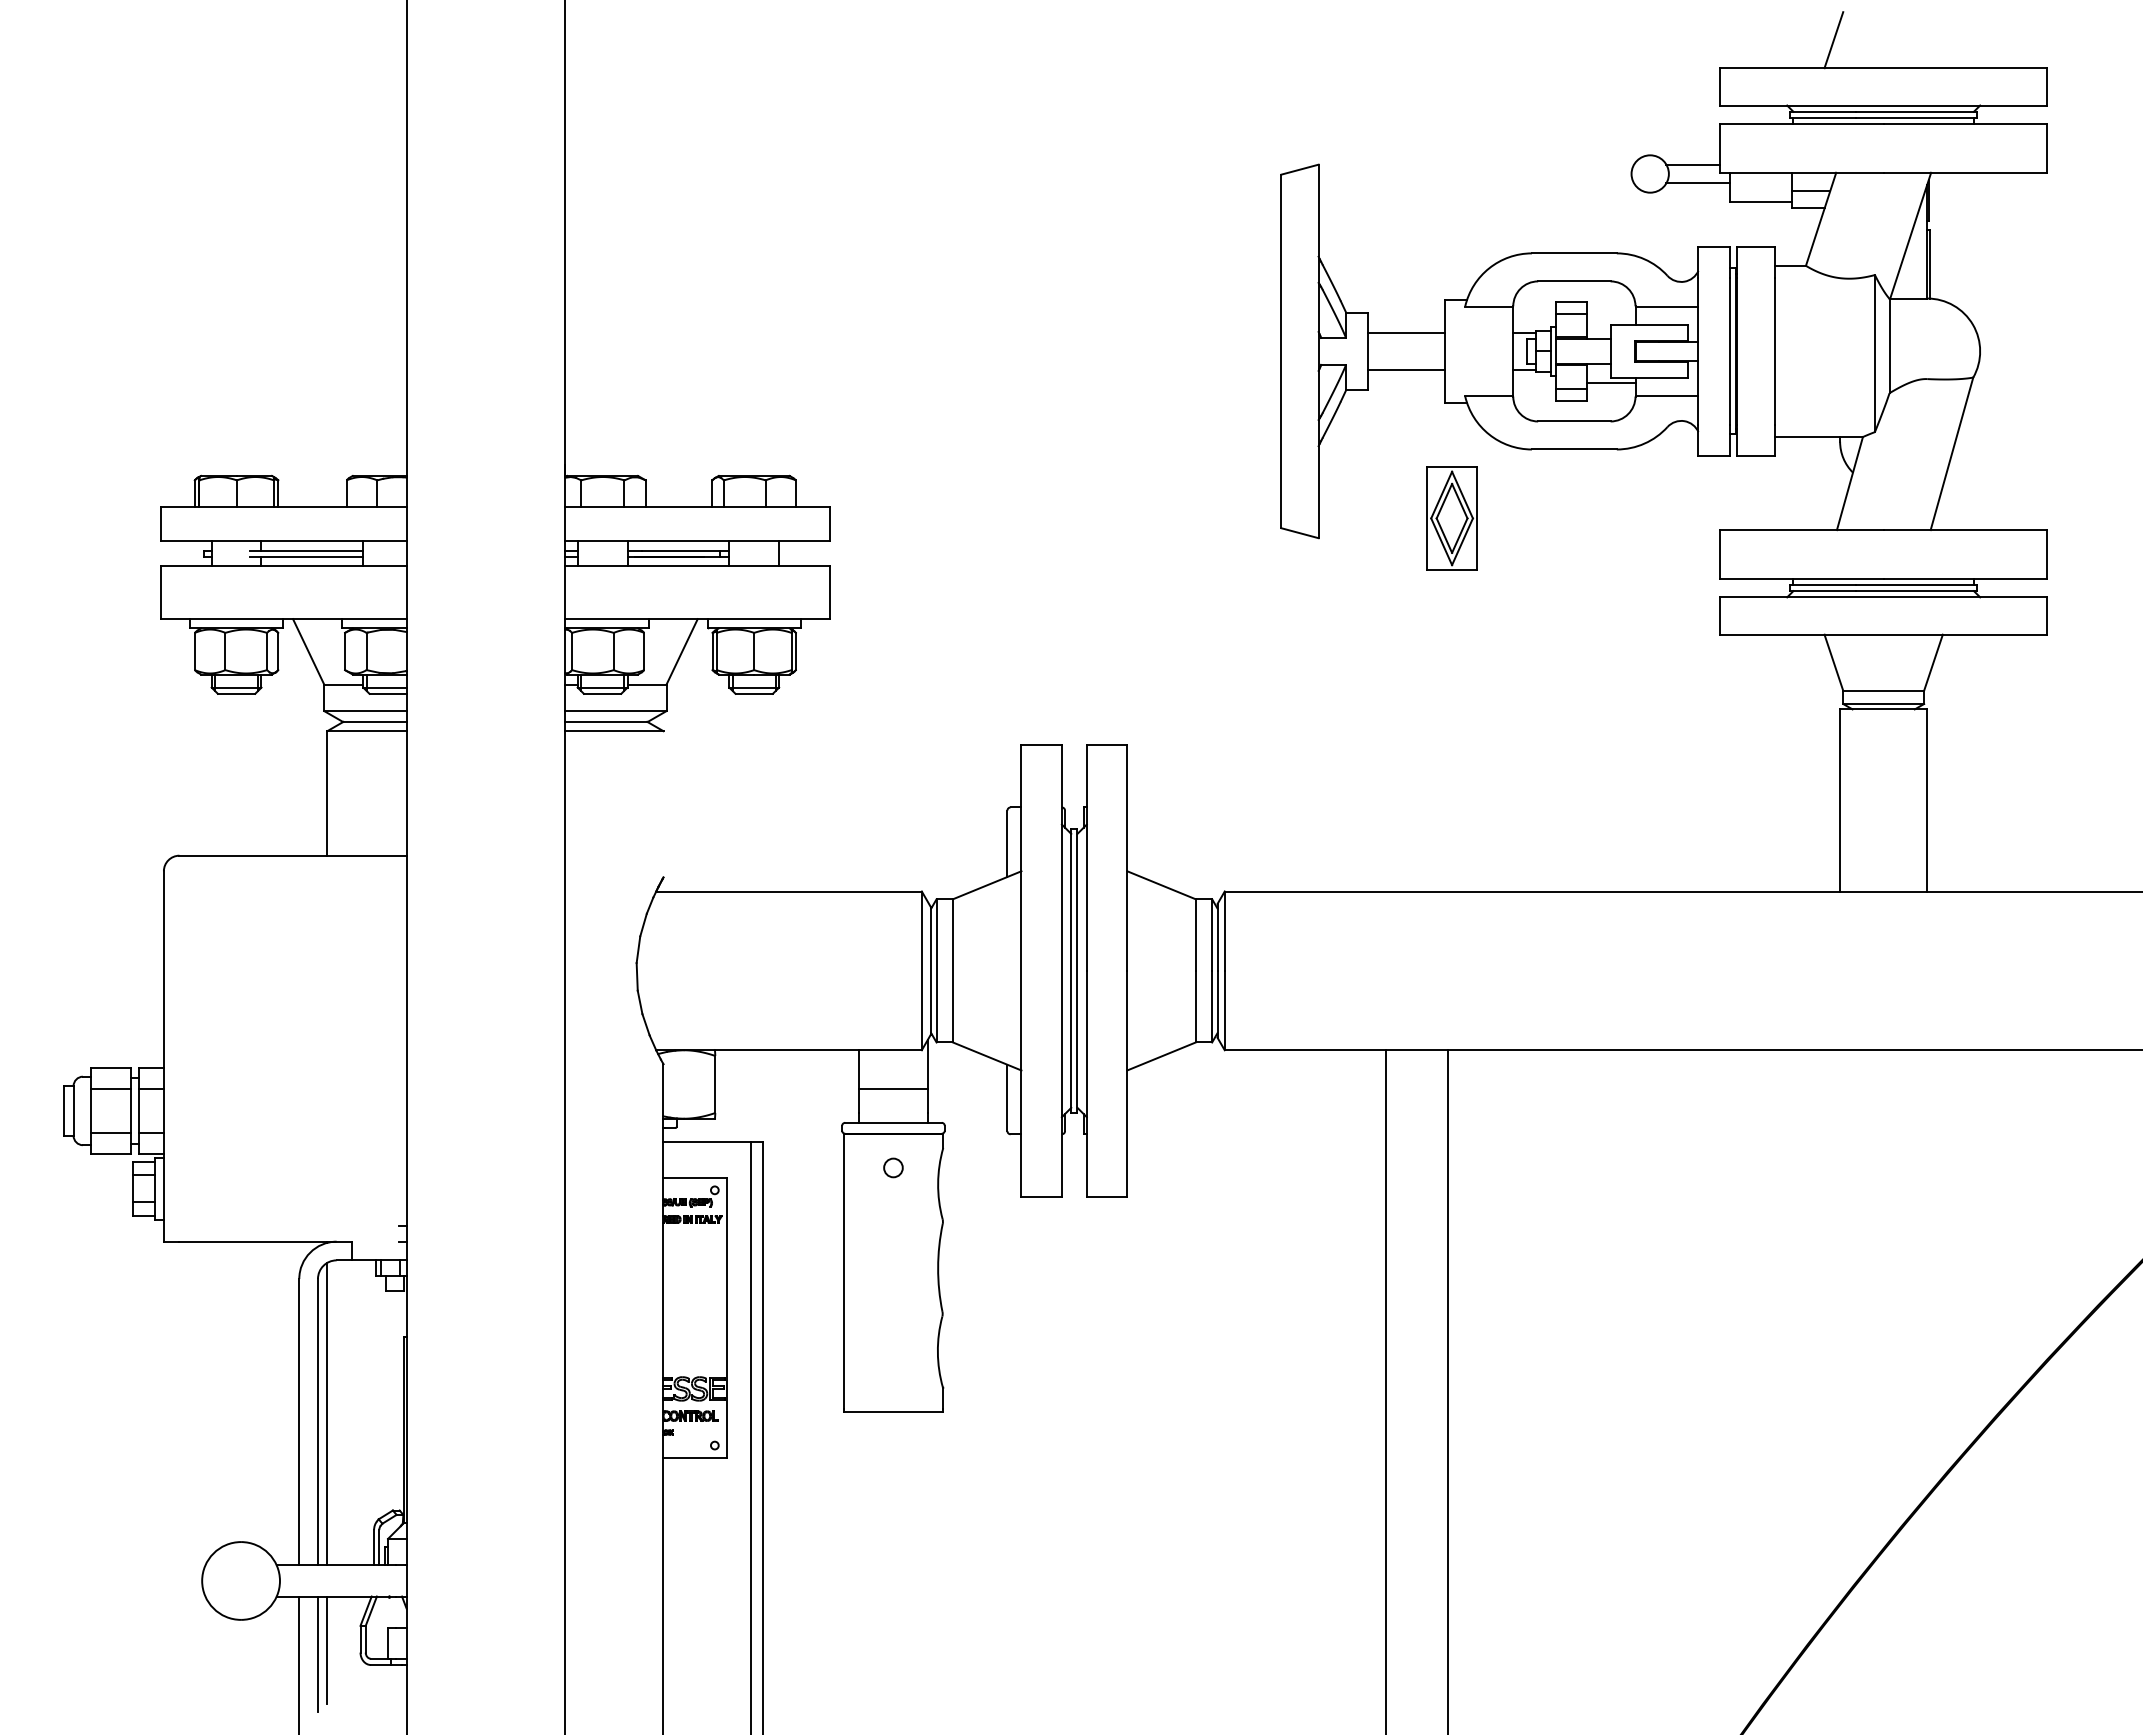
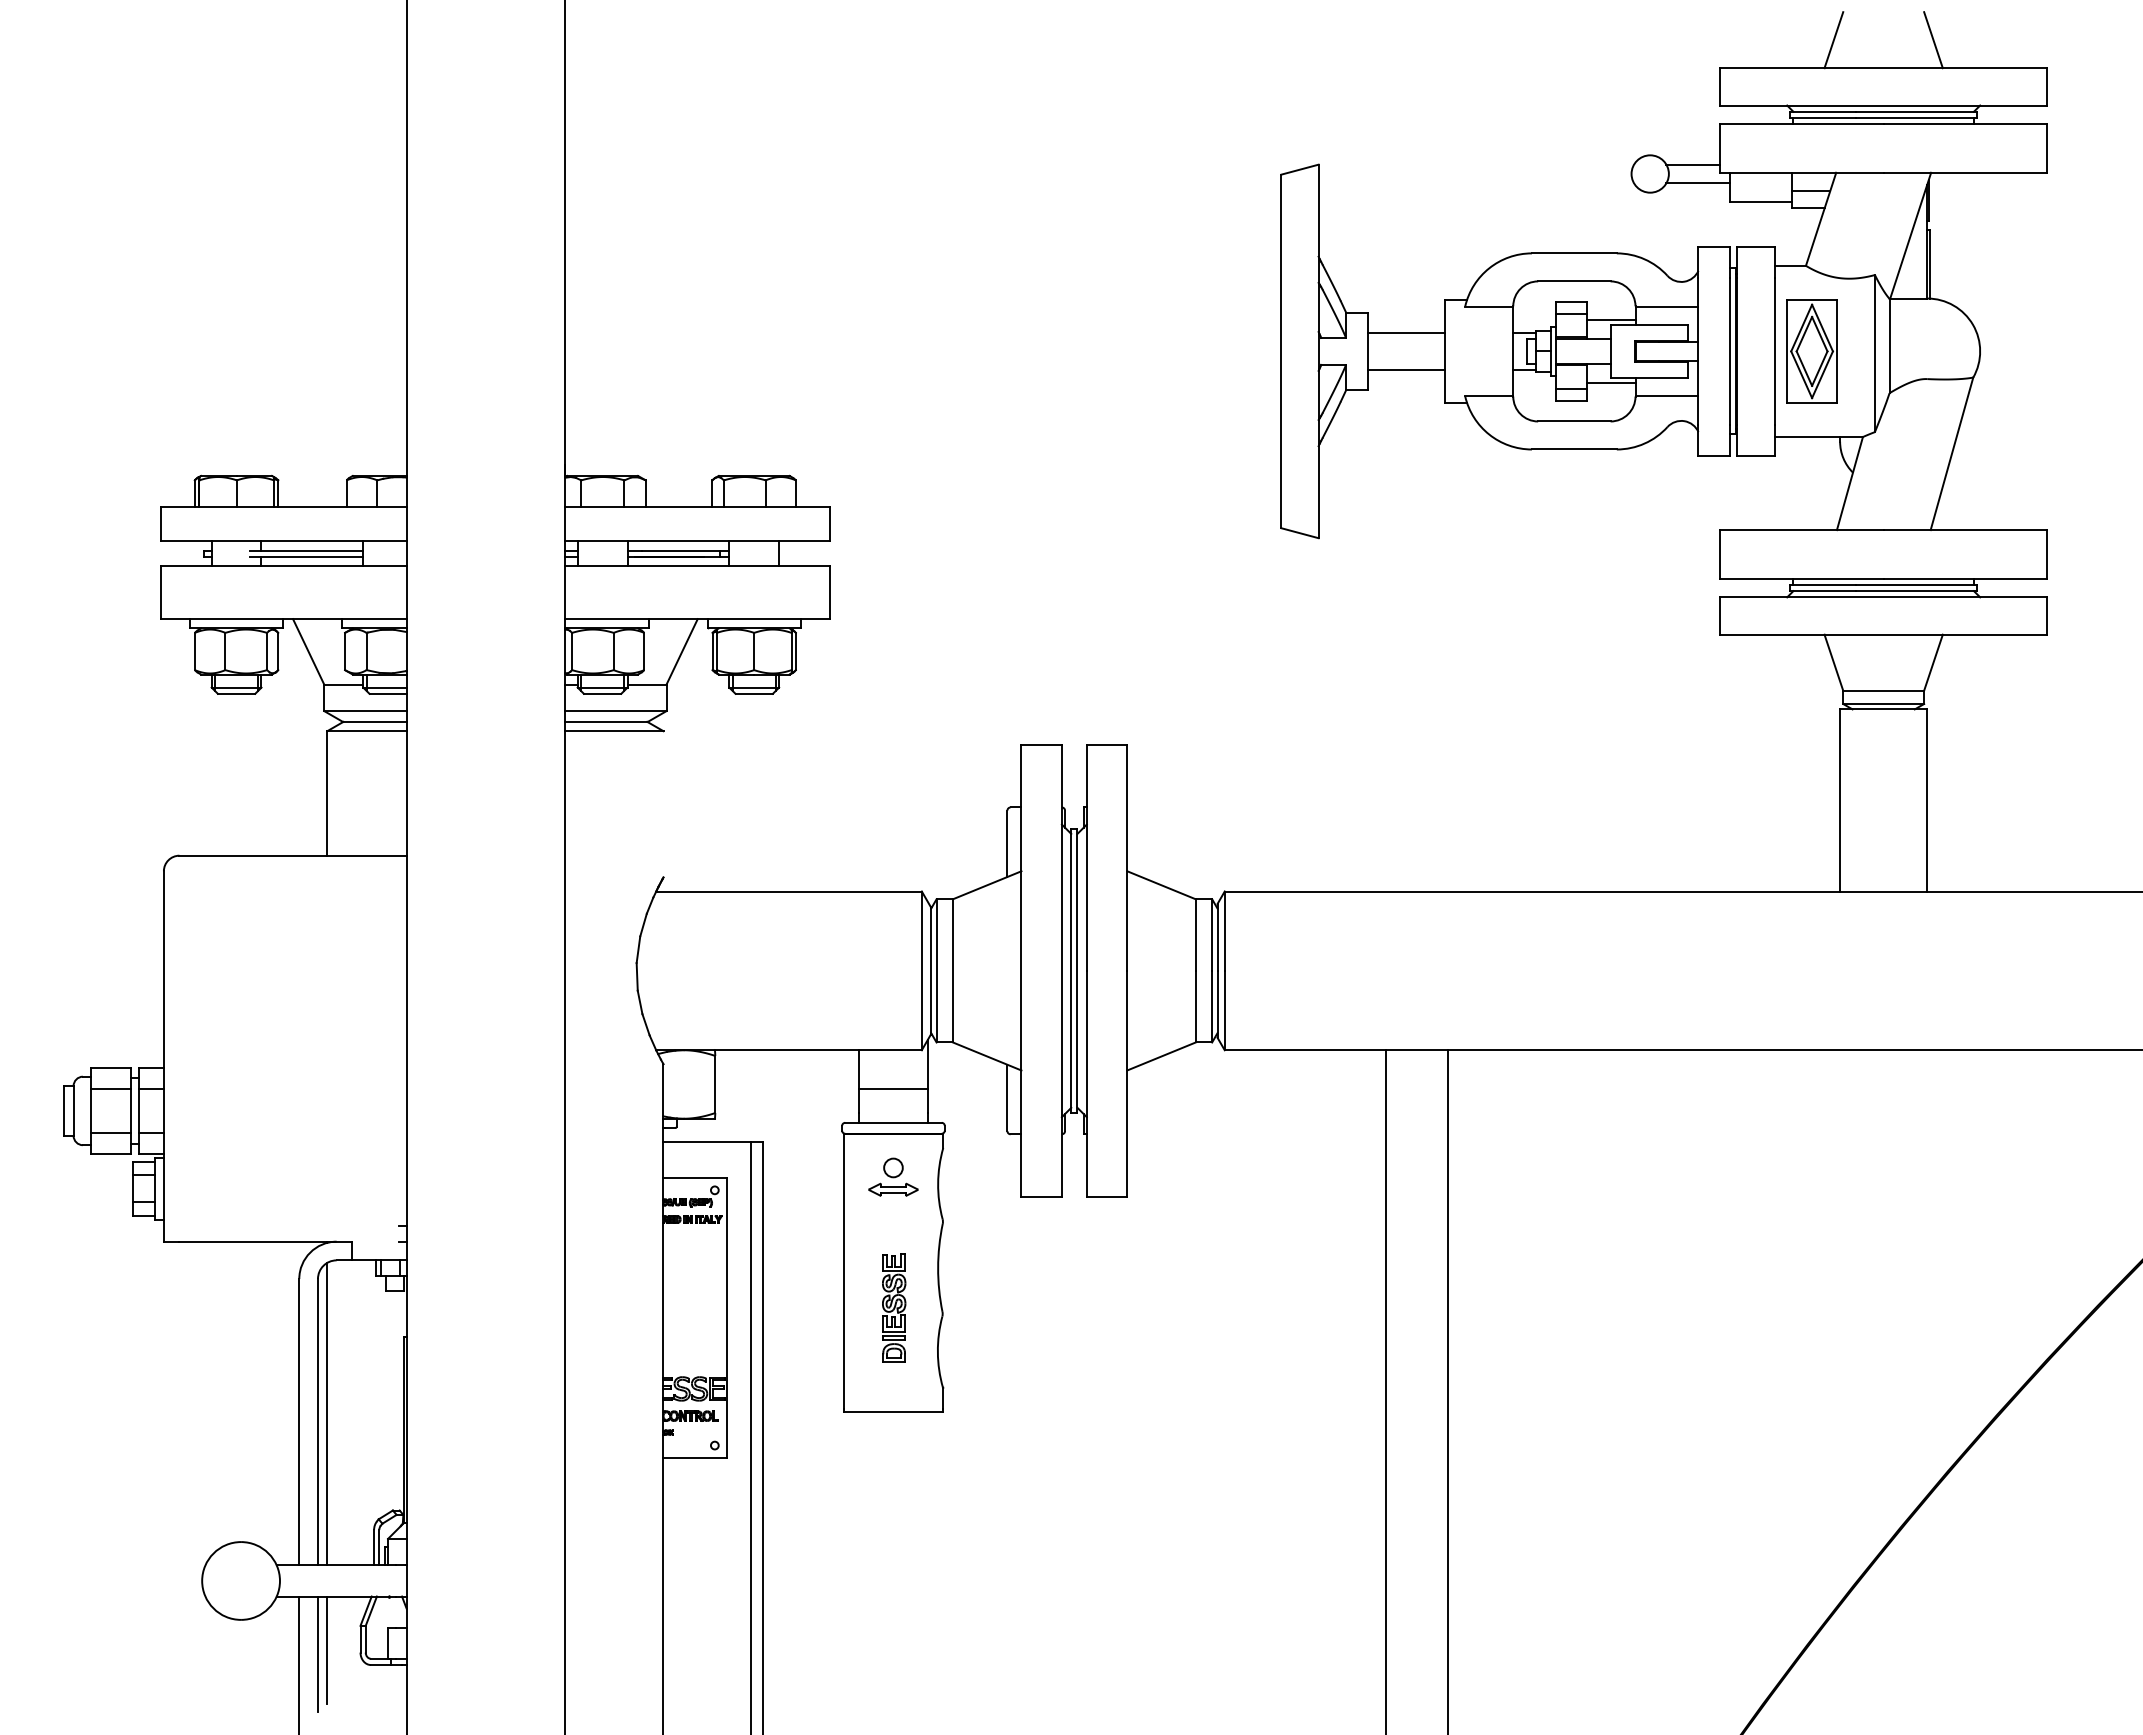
line: none -> present (1933, 40)
line: none -> present (1611, 320)
part position: (1451, 518) -> (1811, 351) (1811, 351)
part: none -> present (893, 1189)
part: none -> present (894, 1307)
